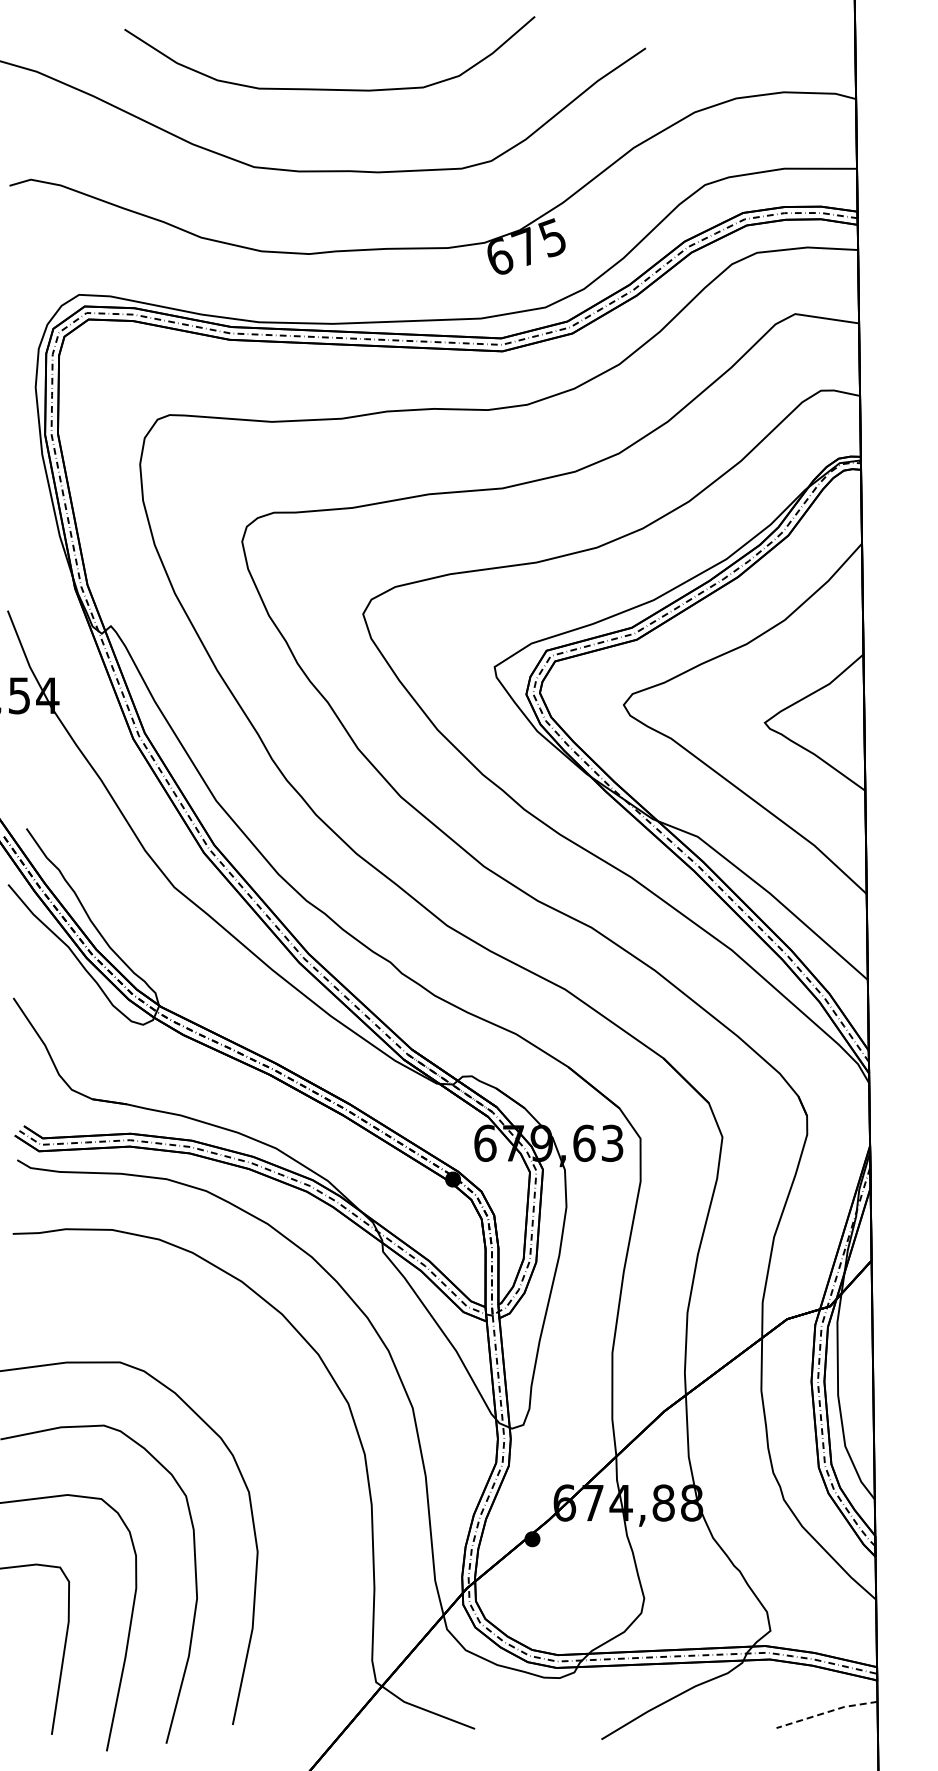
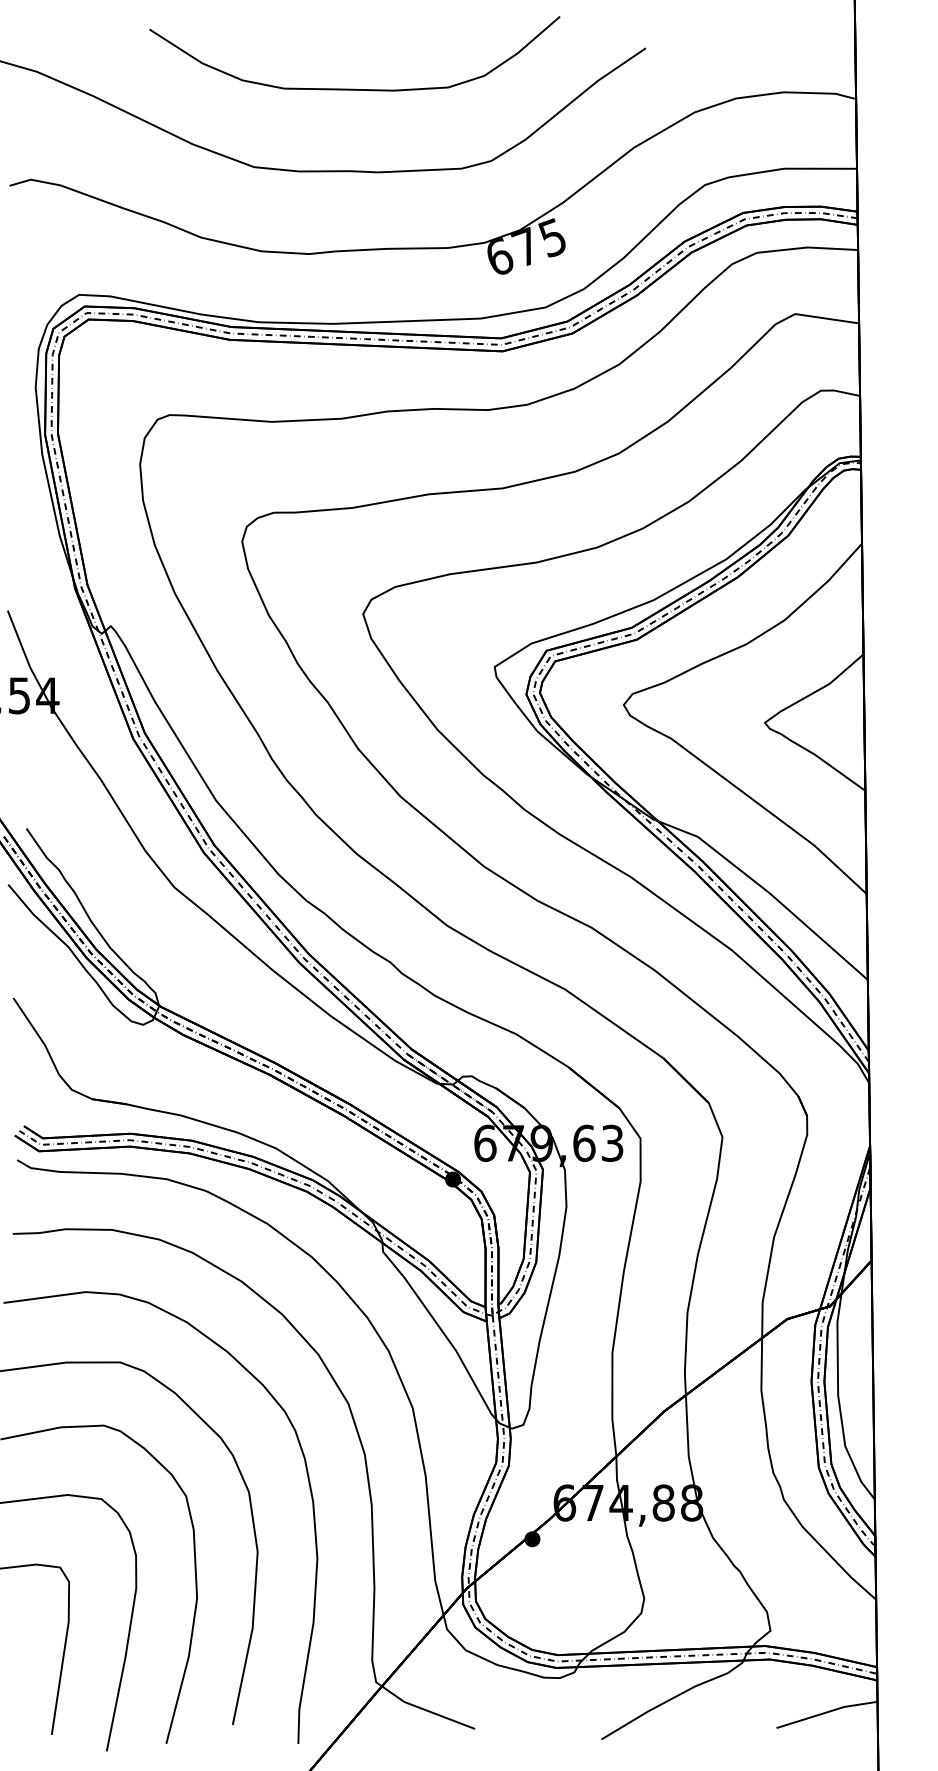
curve position: (329, 88) -> (354, 88) (354, 88)
curve: none -> present (309, 1489)
line: dashed -> solid (826, 1712)
